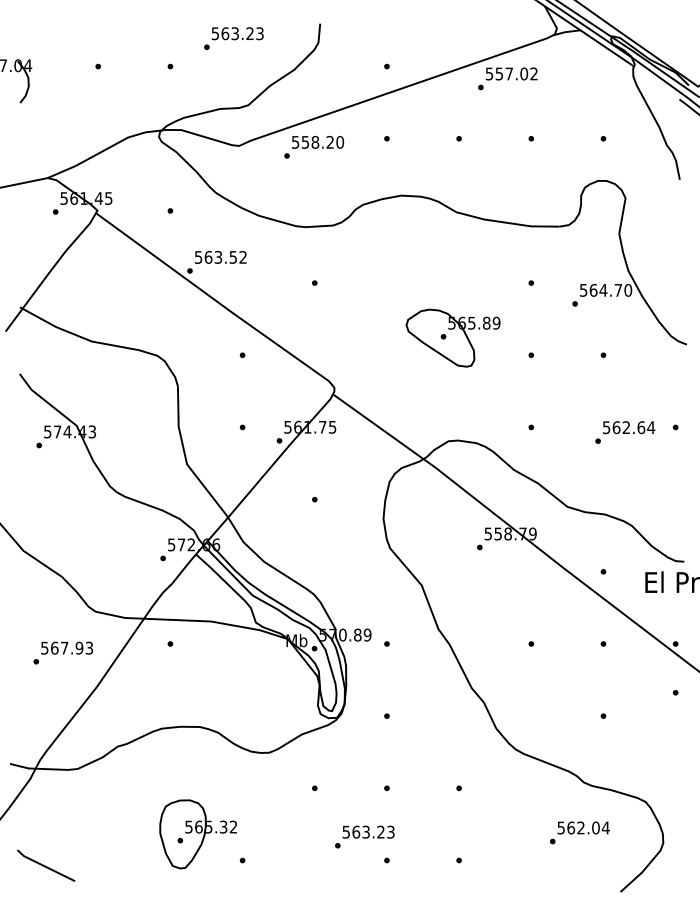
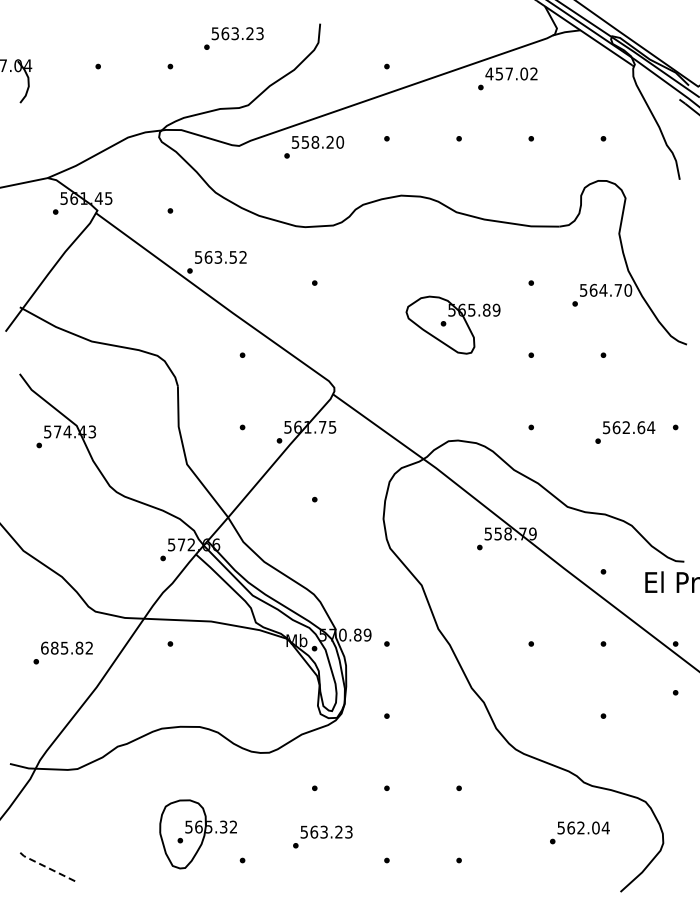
text: 557.02 -> 457.02 (489, 73)
part position: (452, 337) -> (452, 324) (452, 324)
text: 567.93 -> 685.82 (67, 647)
text position: (364, 836) -> (322, 836) (322, 836)
line: solid -> dashed (44, 866)
